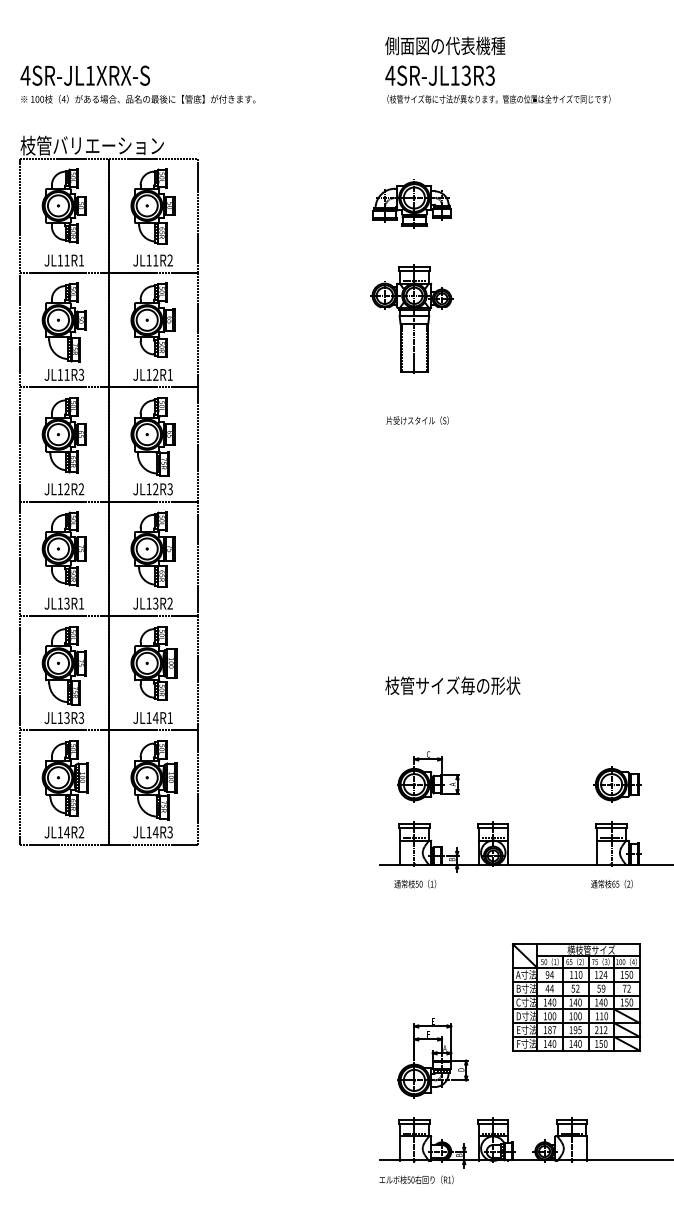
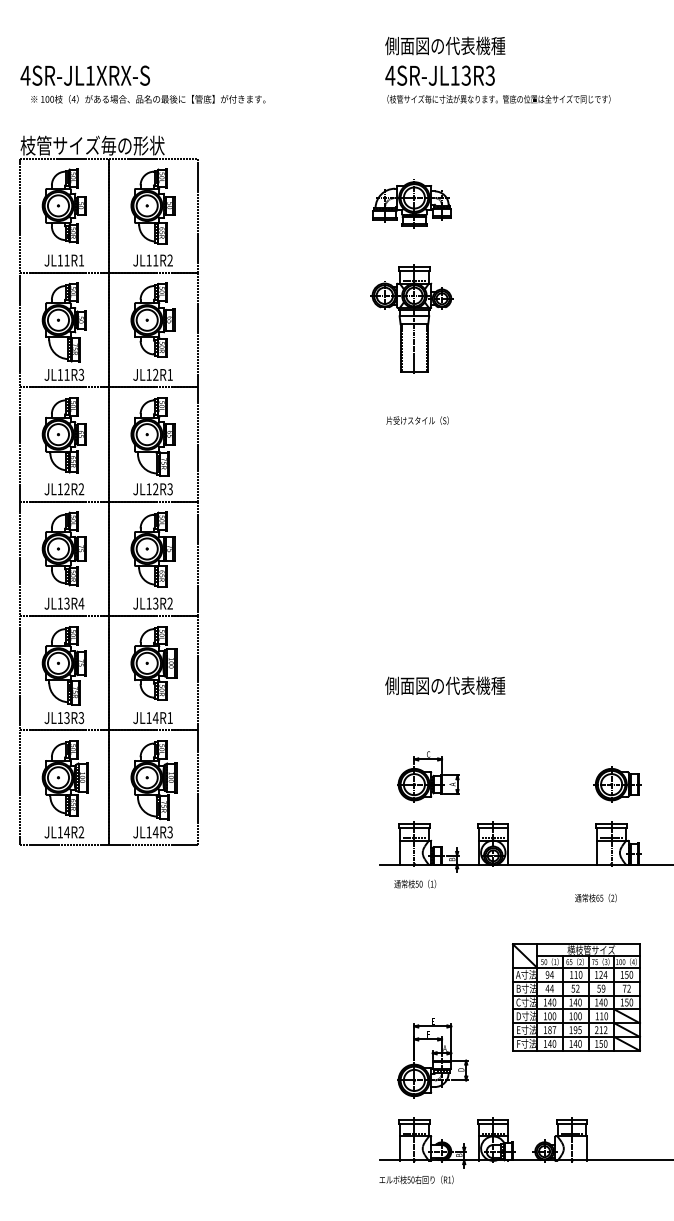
text position: (138, 99) -> (148, 99) (148, 99)
text: 枝管バリエーション -> 枝管サイズ毎の形状 (108, 145)
text: JL13R1 -> JL13R4 (81, 603)
text: 枝管サイズ毎の形状 -> 側面図の代表機種 (452, 685)
text position: (611, 883) -> (595, 897) (595, 897)
